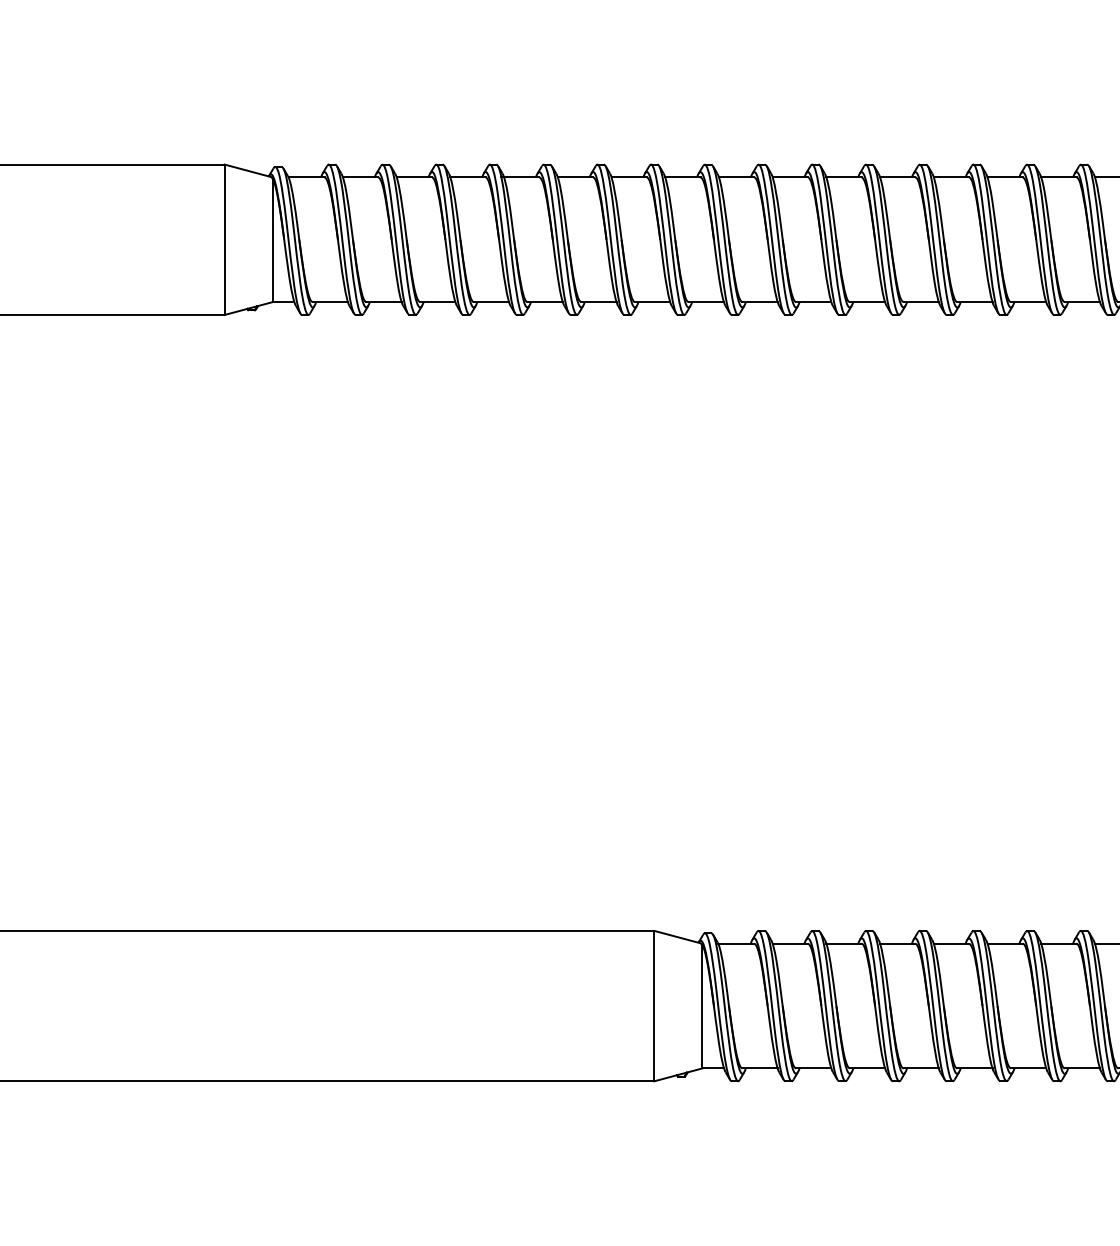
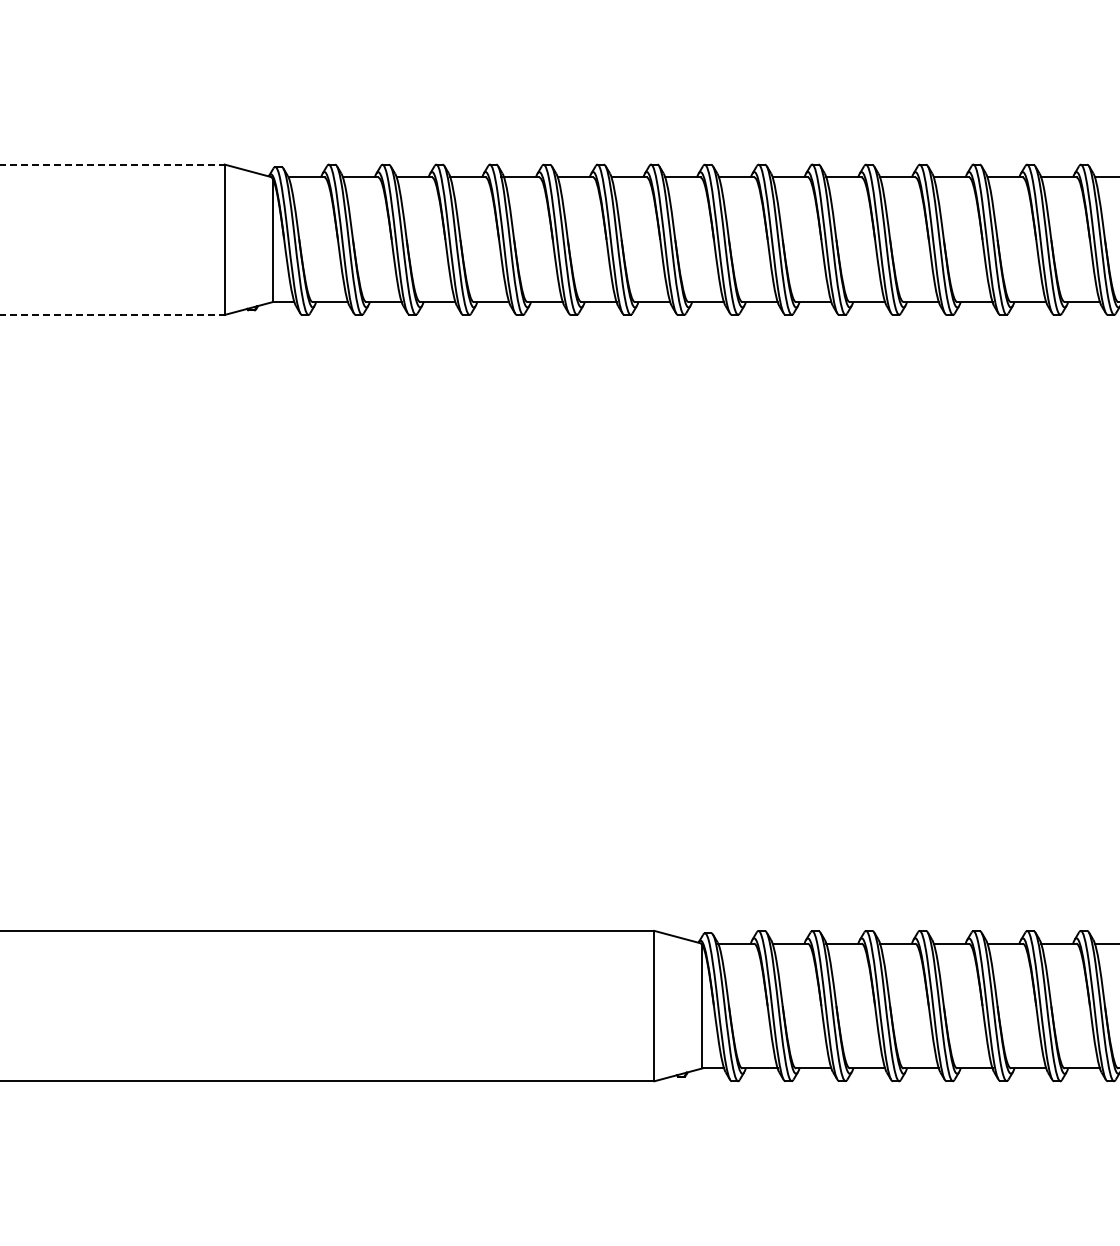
line: solid -> dashed (112, 164)
line: solid -> dashed (112, 314)
